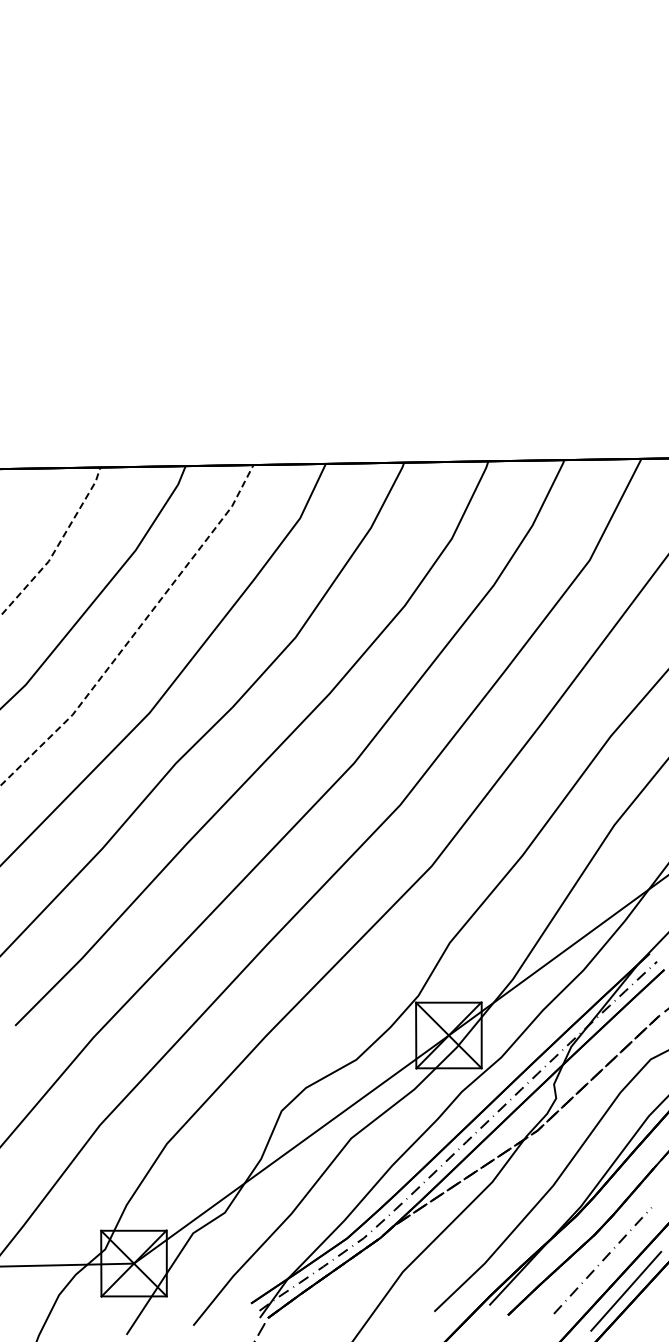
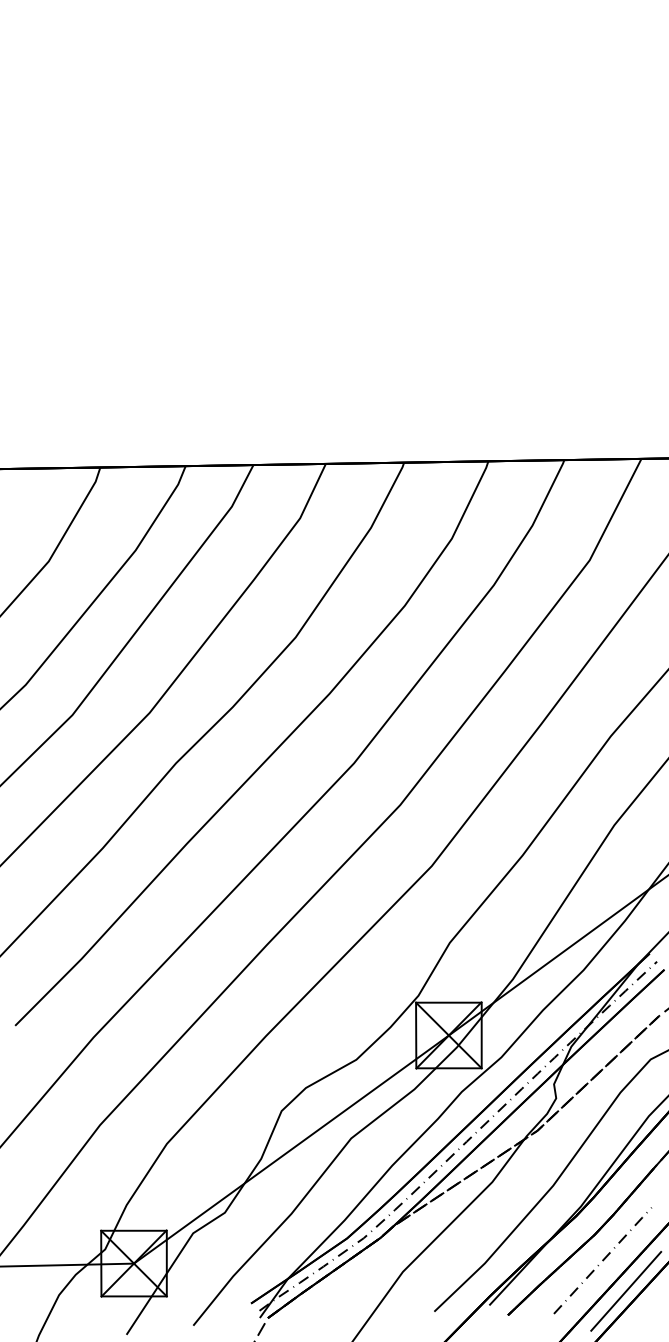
line: dashed -> solid (57, 546)
line: dashed -> solid (136, 631)
